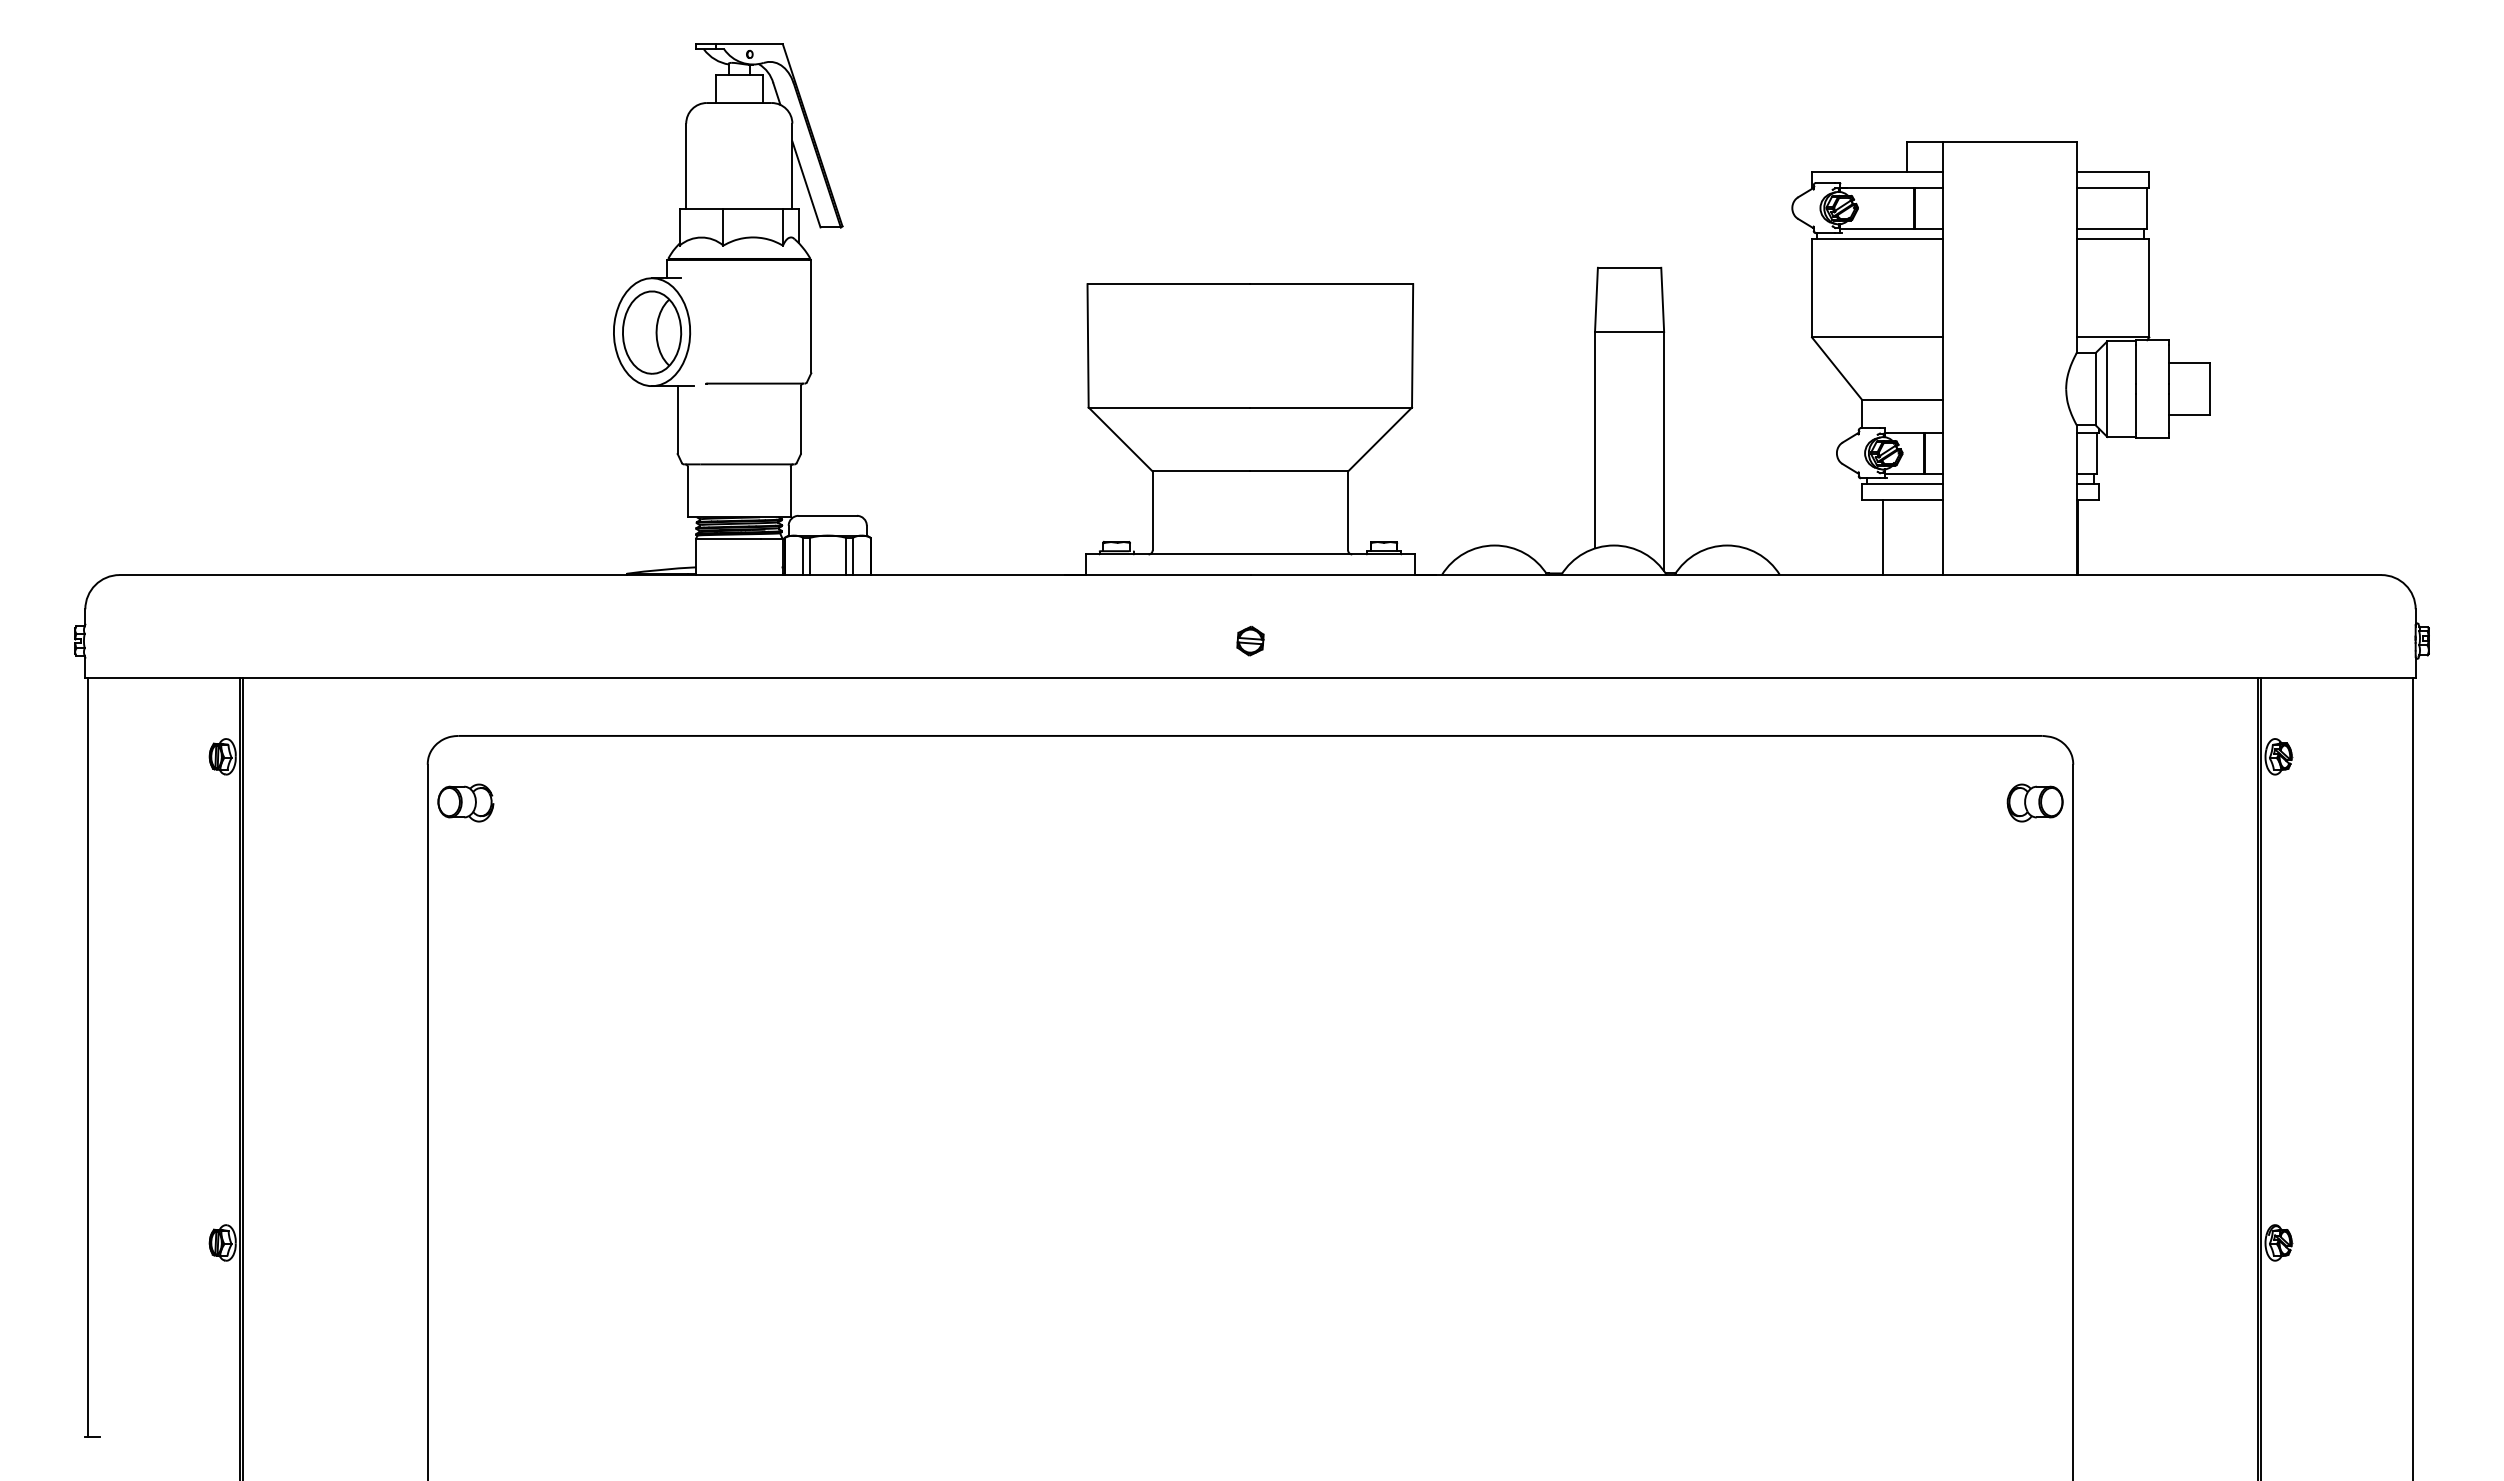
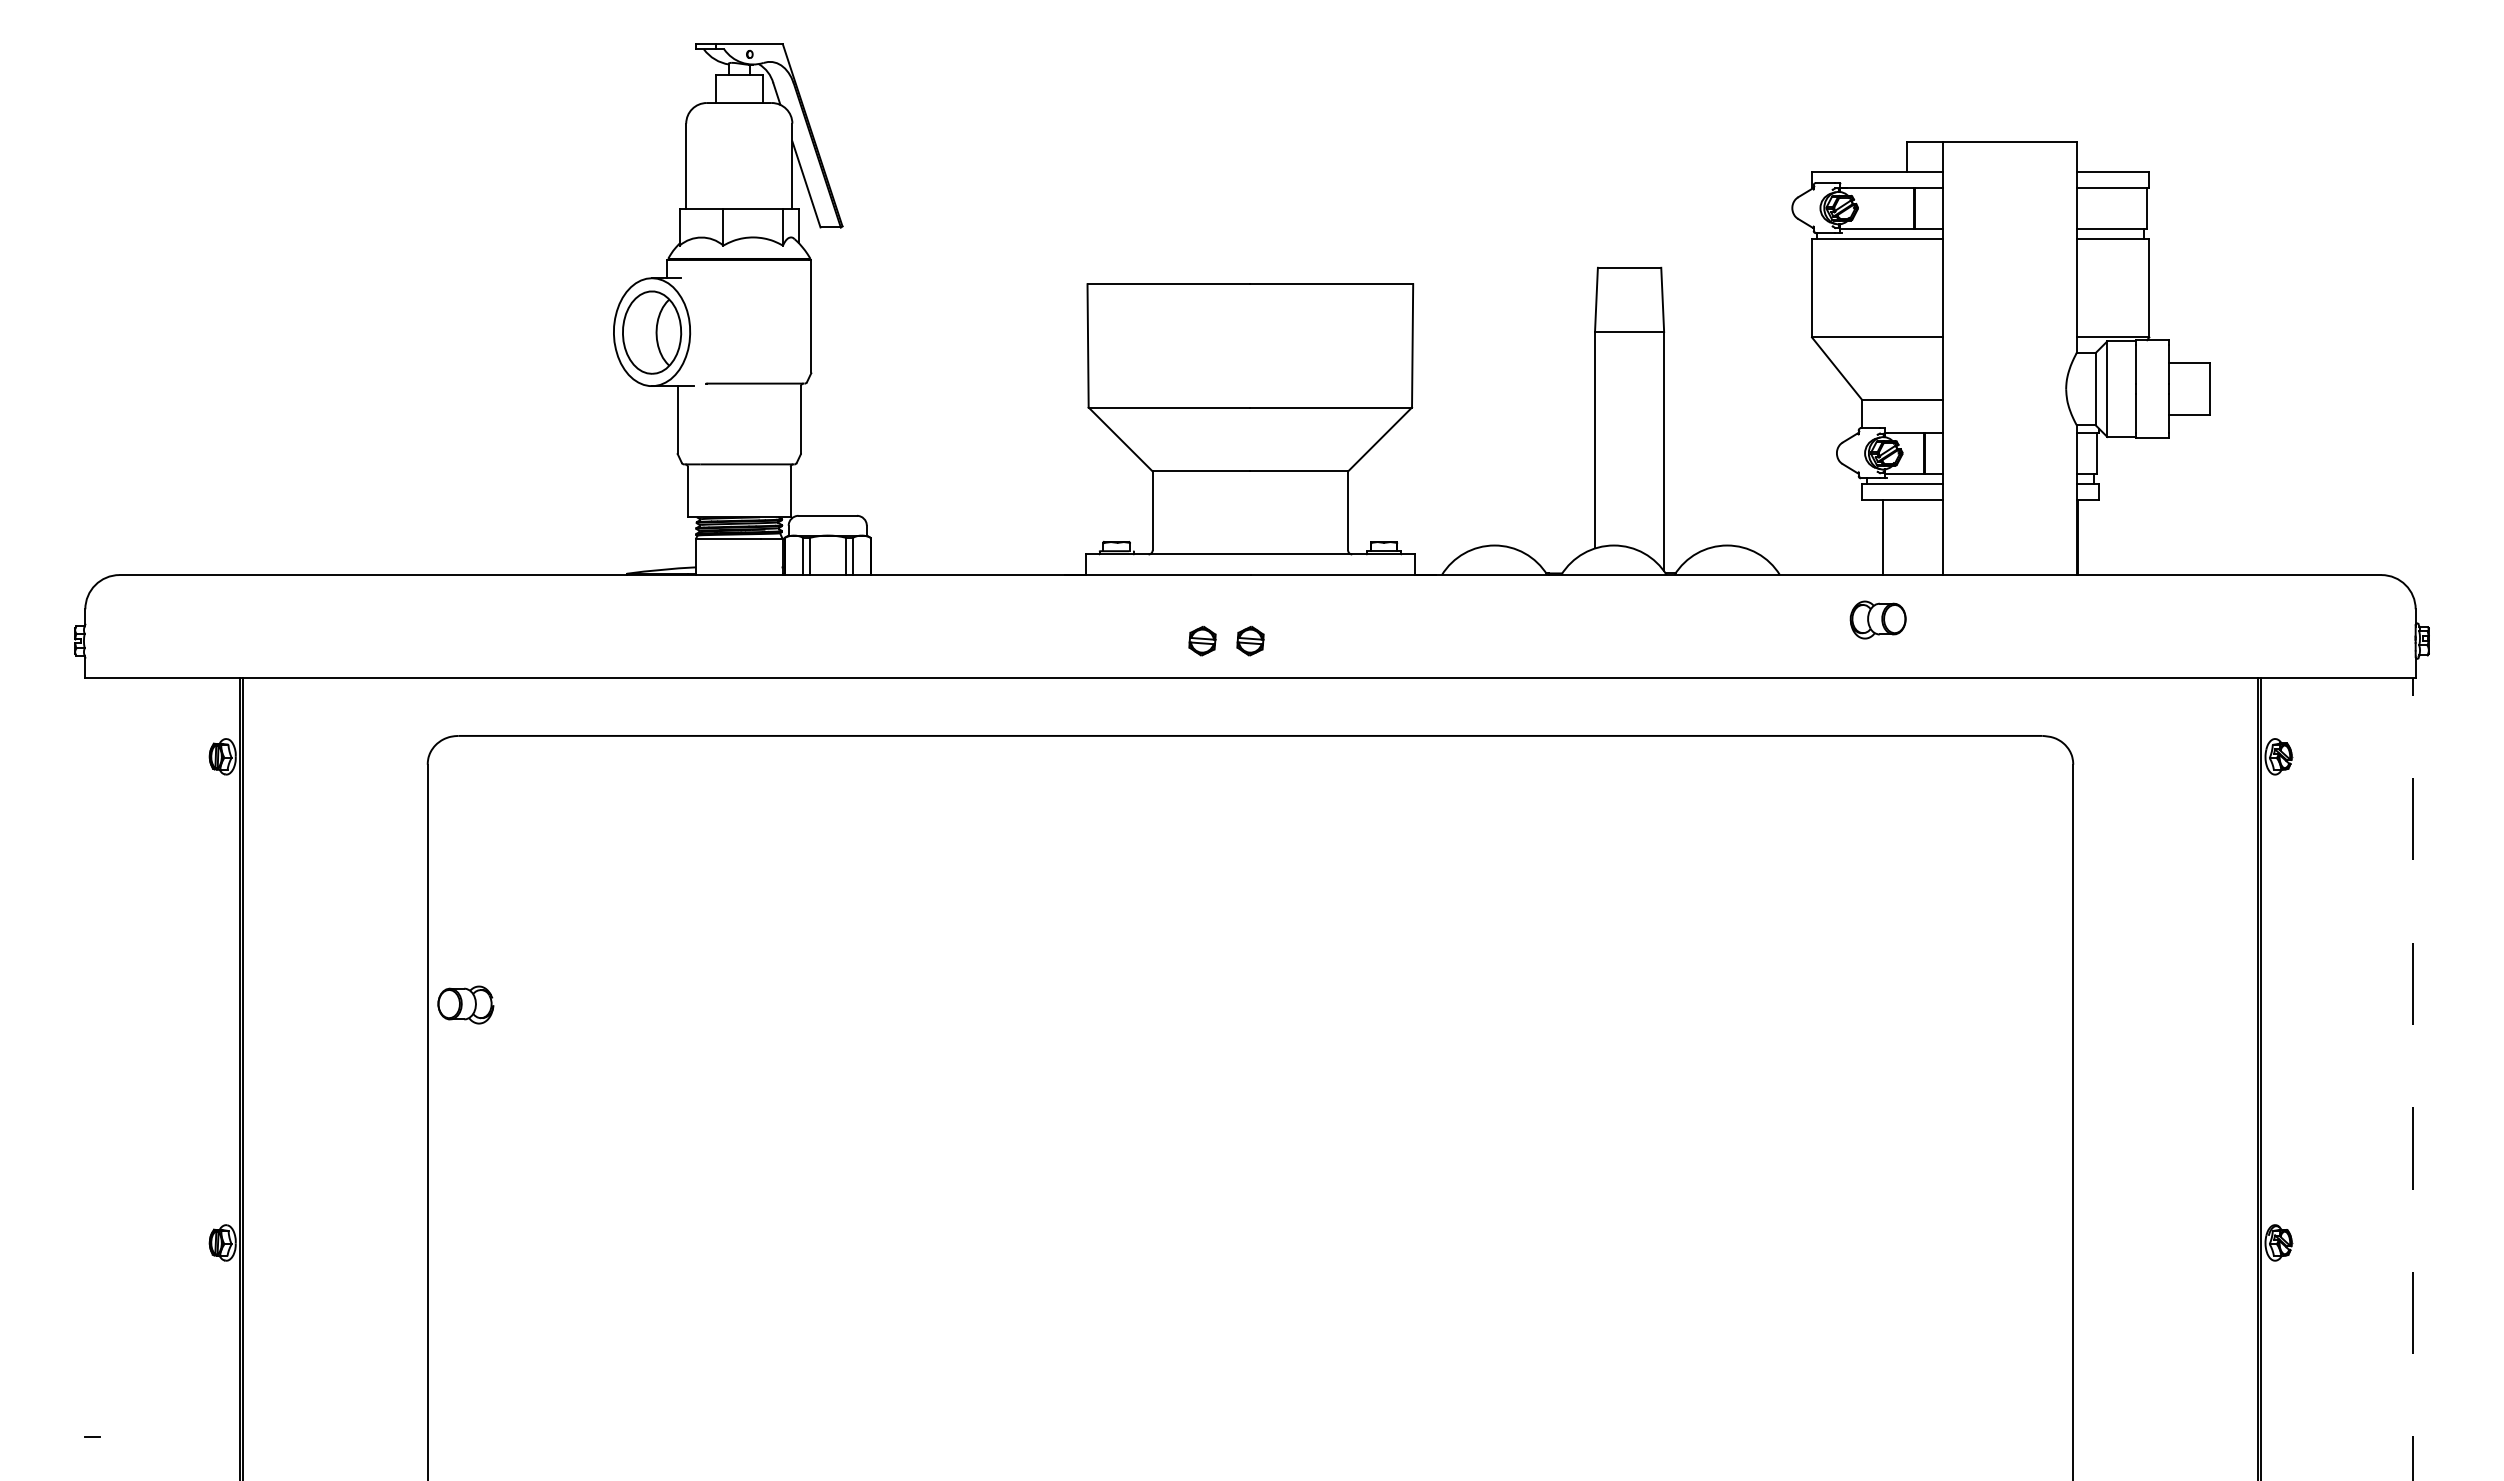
part: none -> present (1202, 641)
part position: (465, 802) -> (465, 1004) (465, 1004)
part position: (2034, 802) -> (1877, 619) (1877, 619)
line: present -> none (88, 1056)
line: solid -> dashed (2412, 1078)
